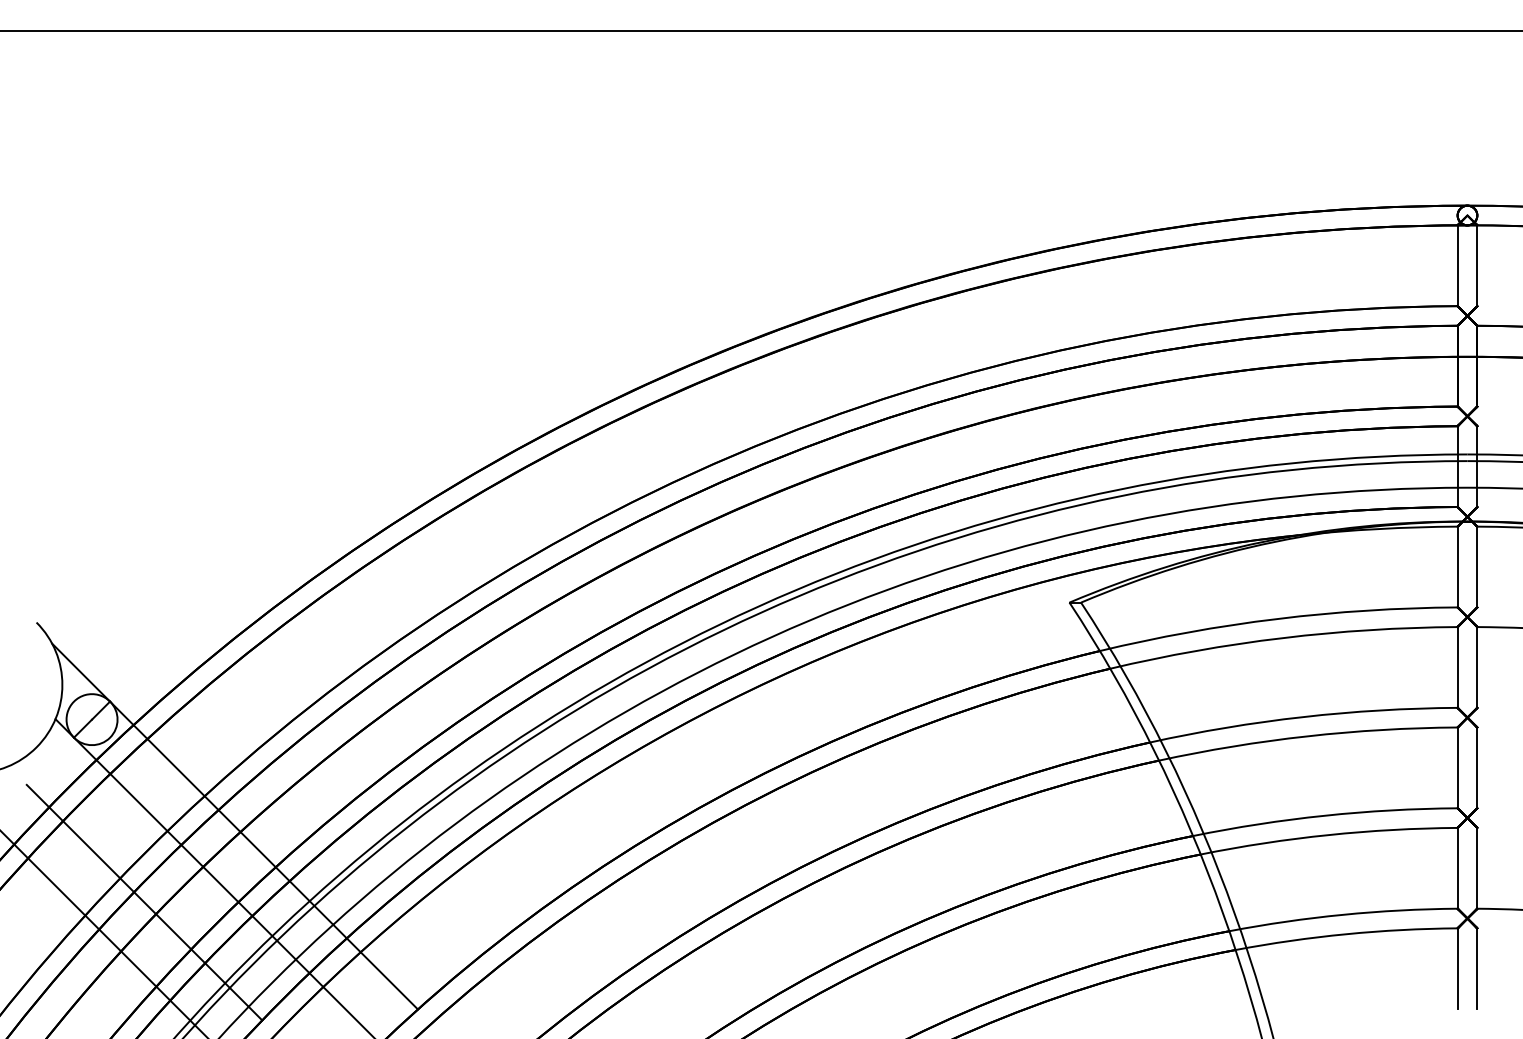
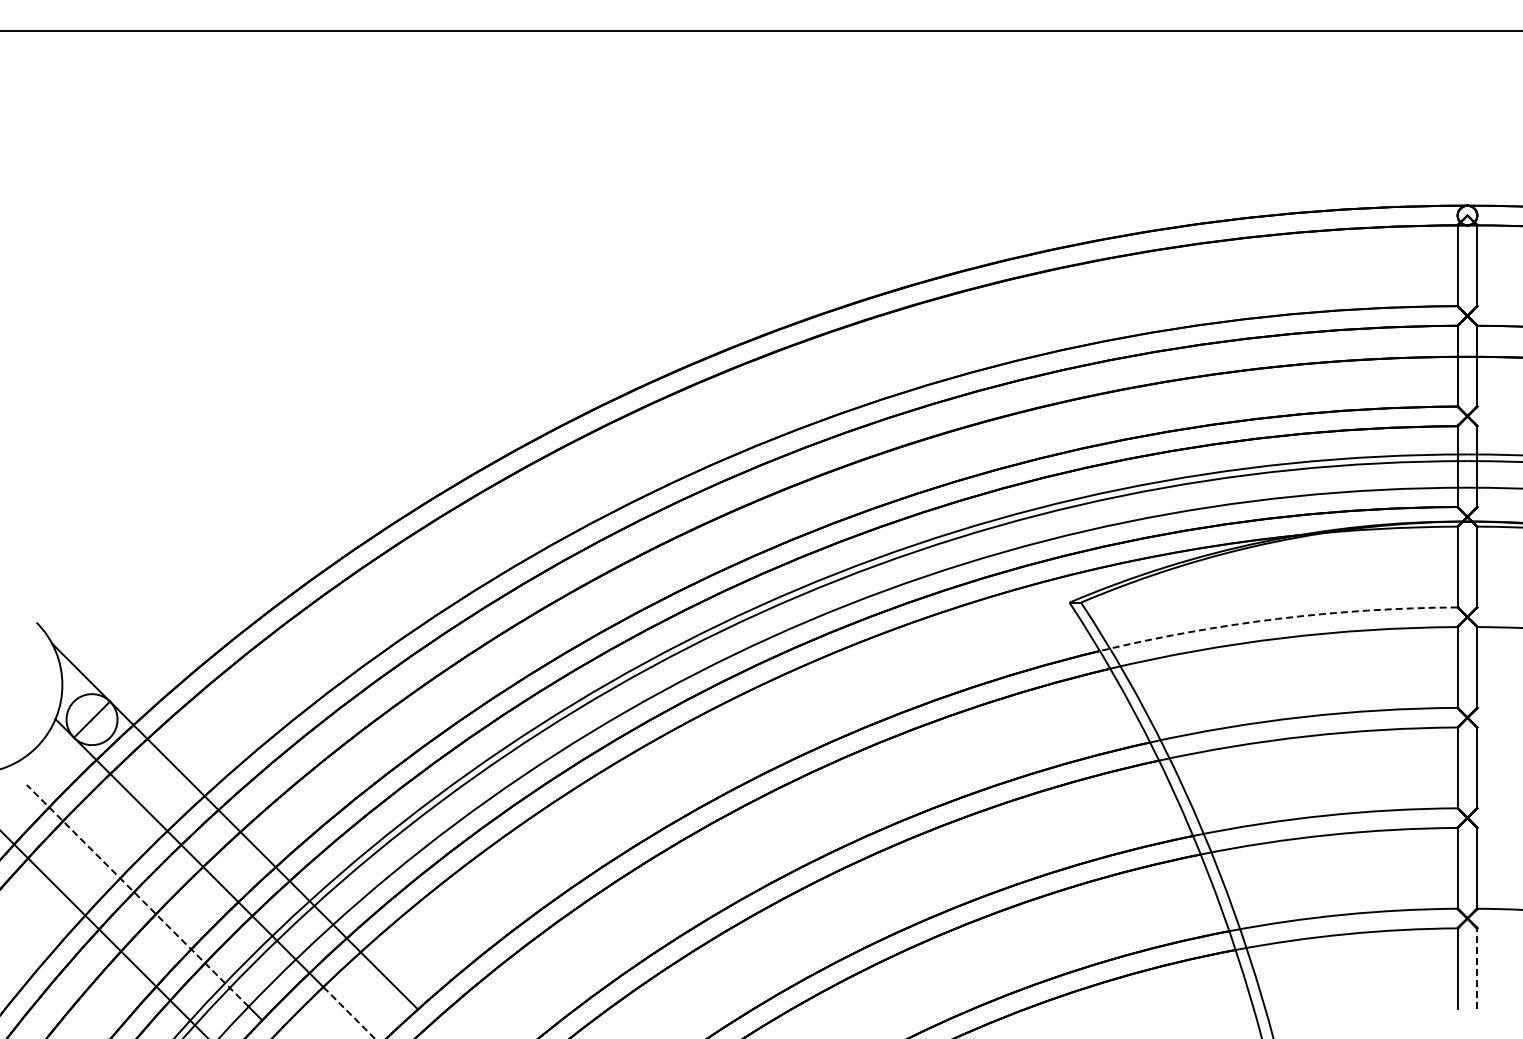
arc: solid -> dashed (1277, 618)
line: solid -> dashed (137, 895)
line: solid -> dashed (1477, 968)
line: solid -> dashed (349, 1013)
